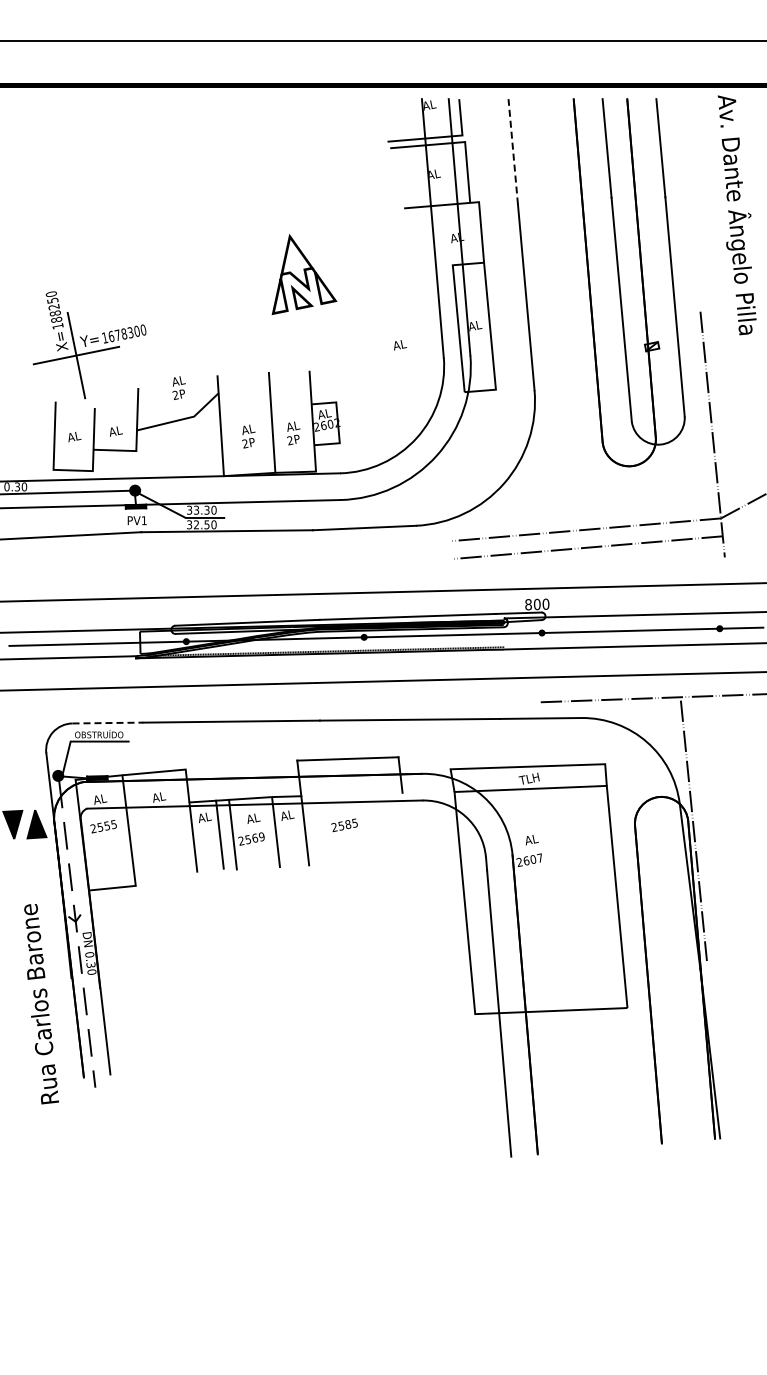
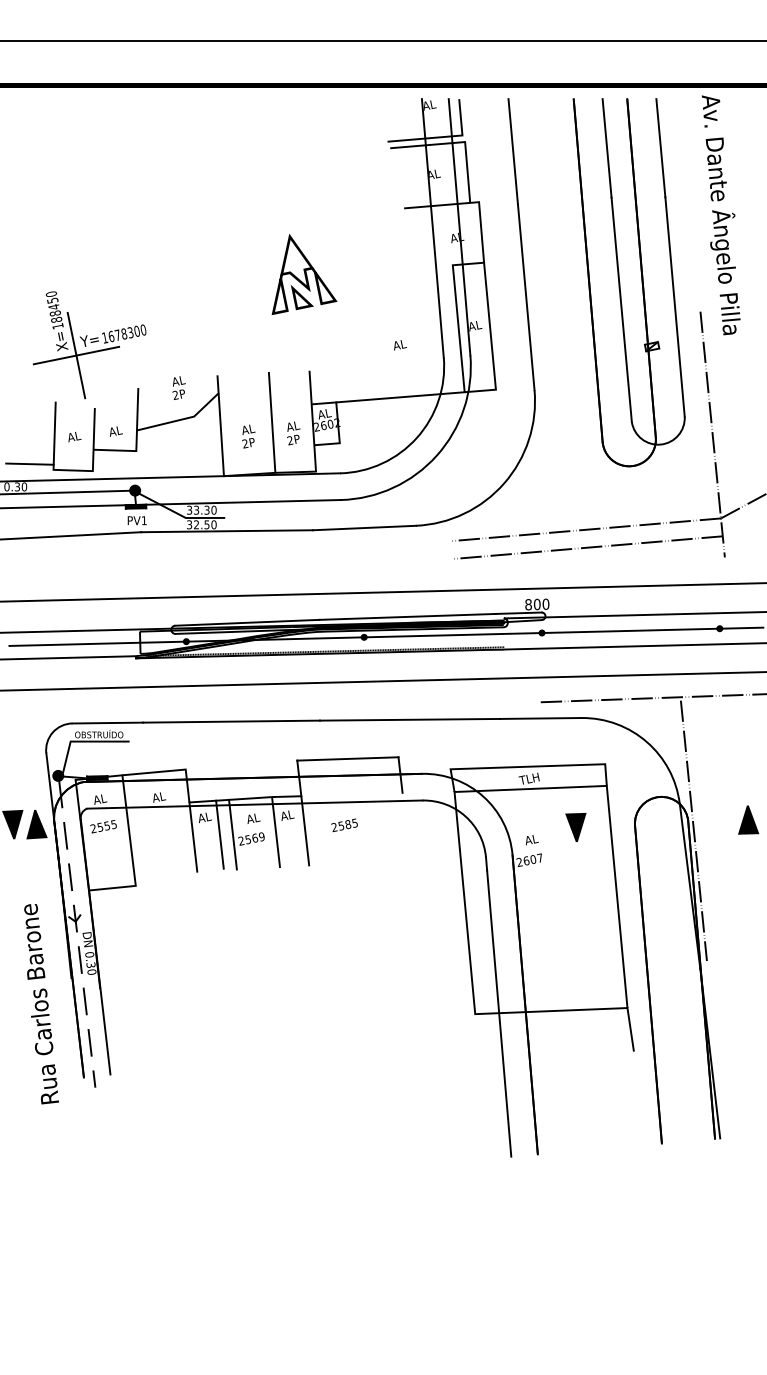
line: dashed -> solid (513, 151)
text position: (736, 215) -> (720, 215) (720, 215)
text: 188250 -> 188450 (53, 306)
line: none -> present (400, 397)
line: none -> present (29, 463)
line: dashed -> solid (108, 723)
part: none -> present (748, 819)
part: none -> present (575, 827)
line: none -> present (630, 1029)
